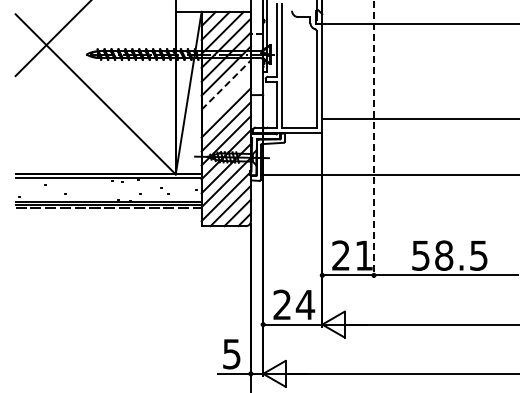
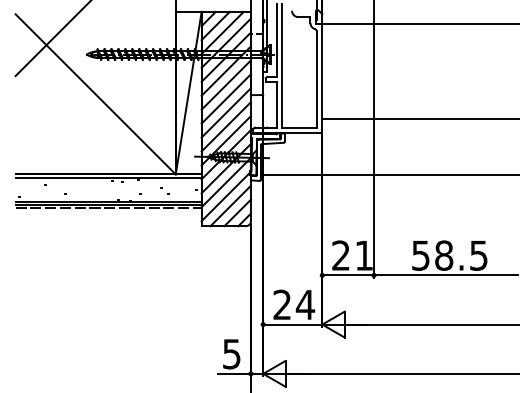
line: dashed -> solid (226, 85)
line: none -> present (225, 98)
line: dashed -> solid (373, 139)
